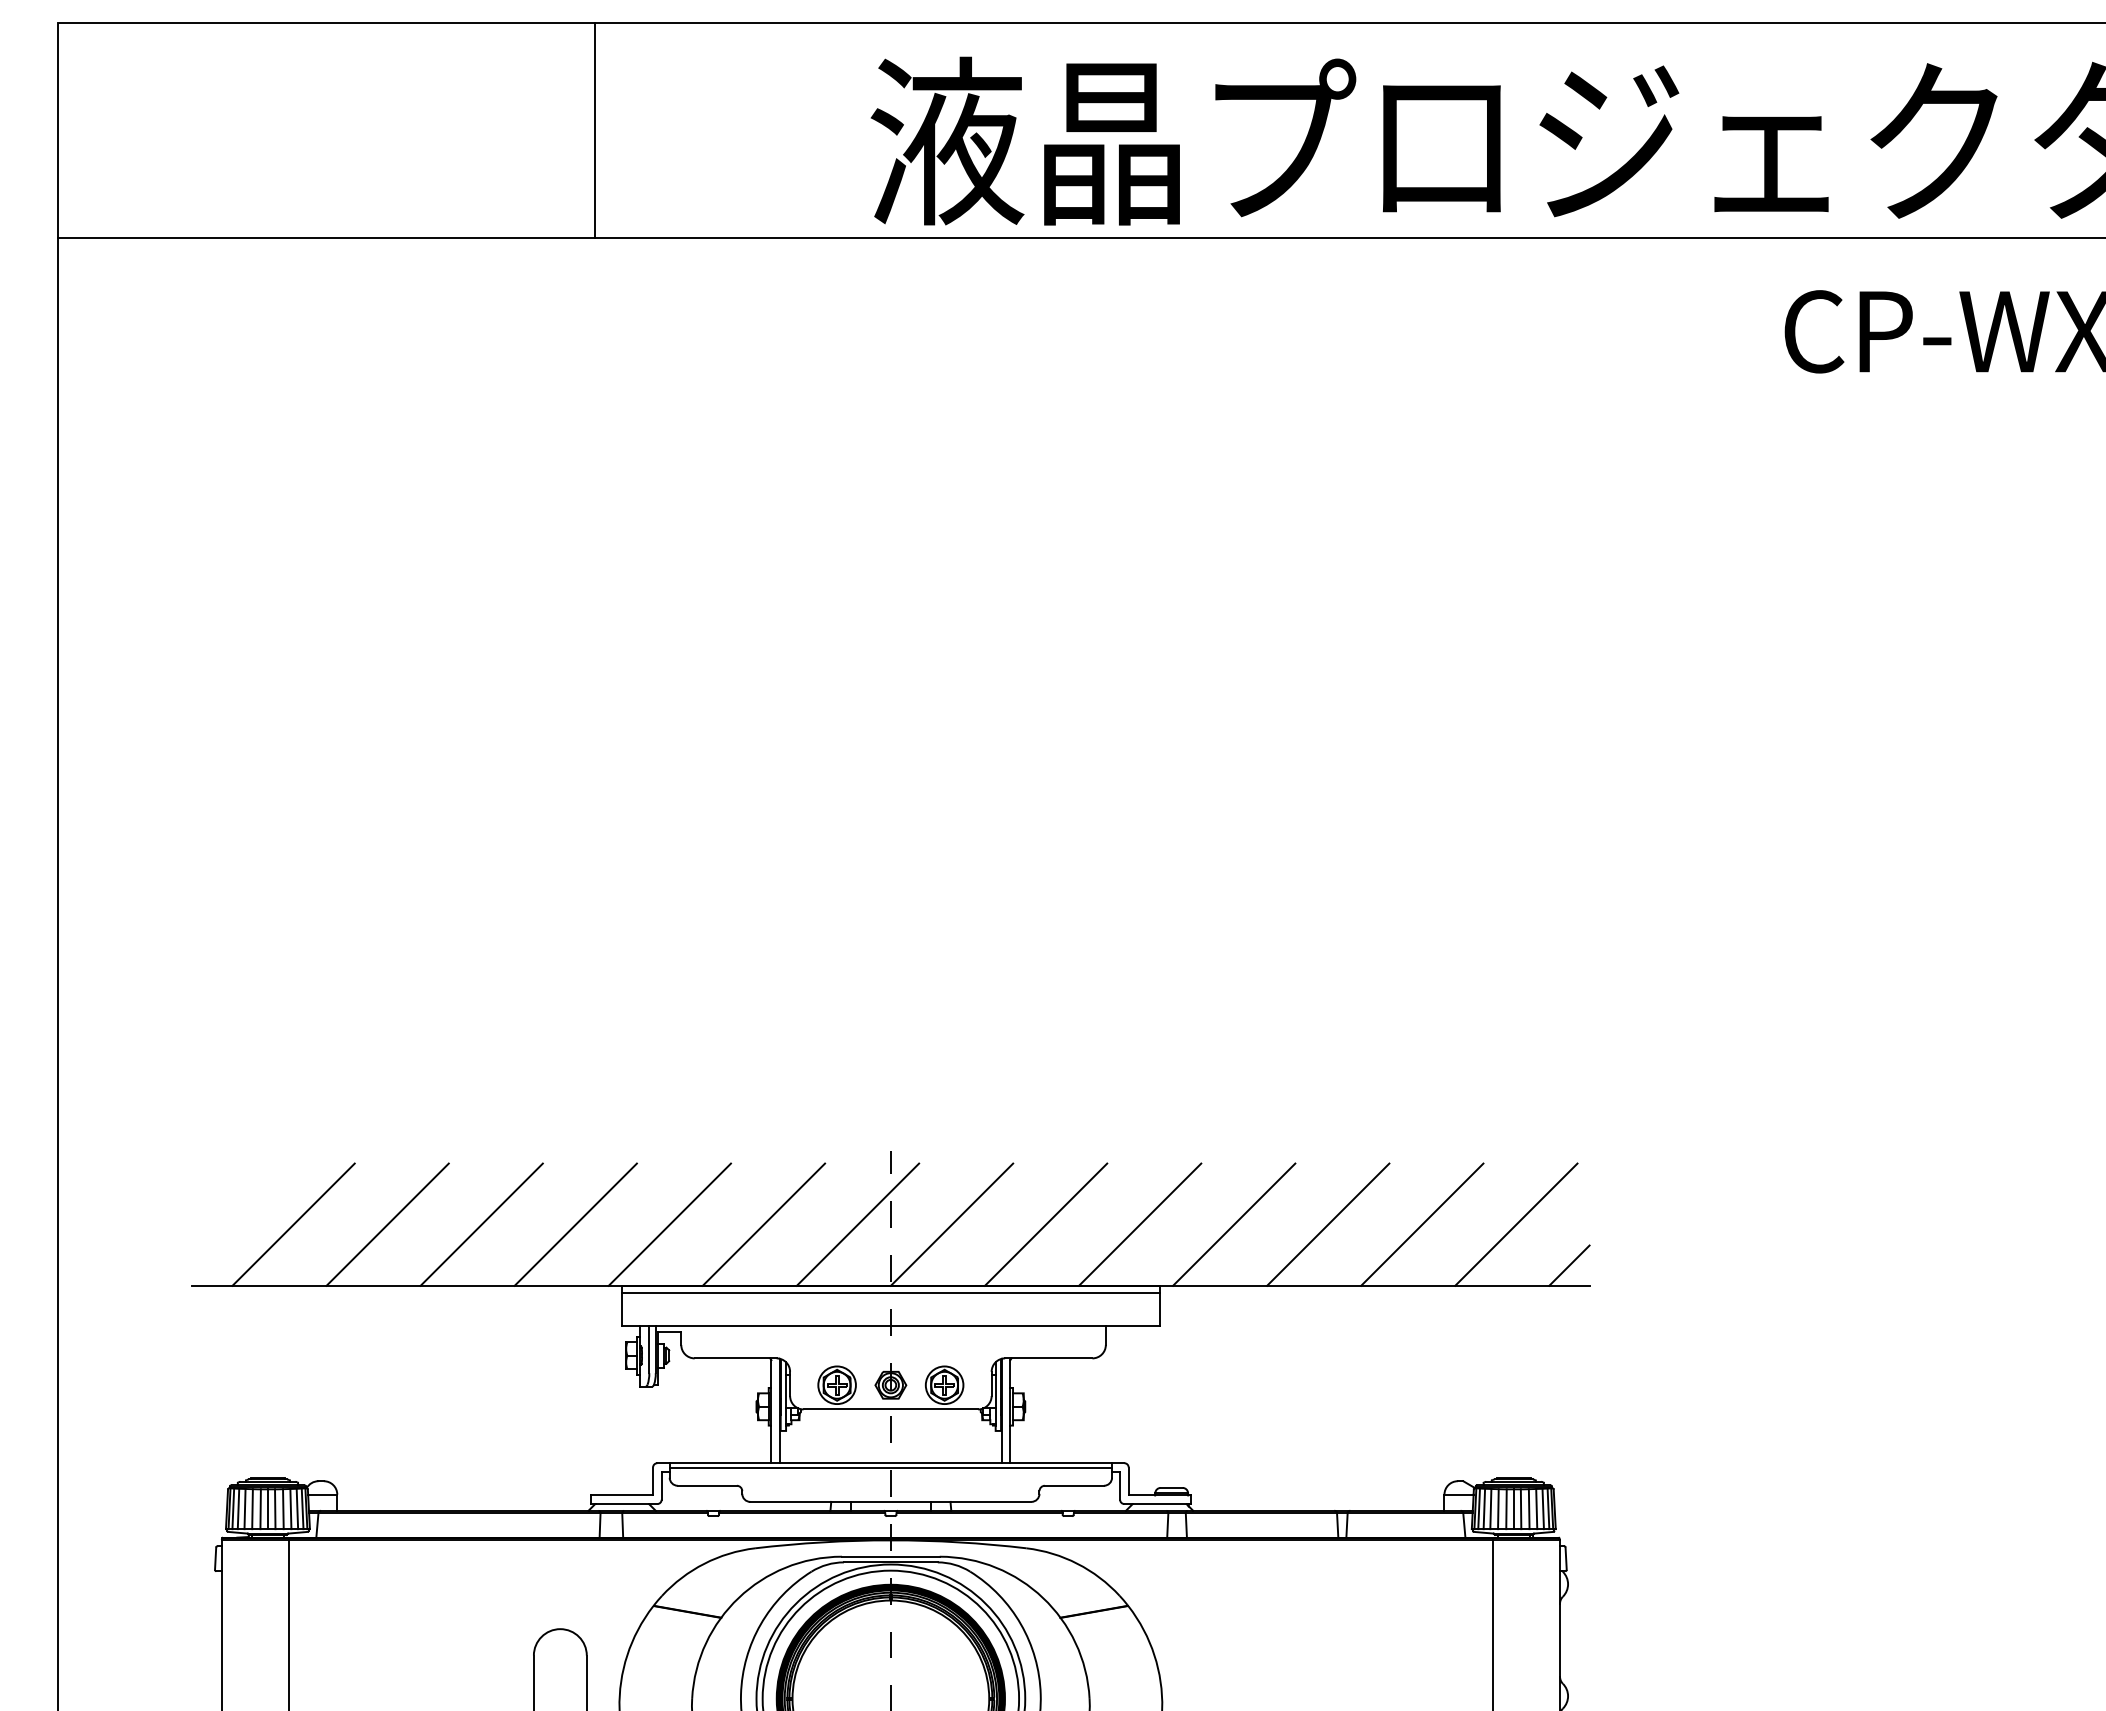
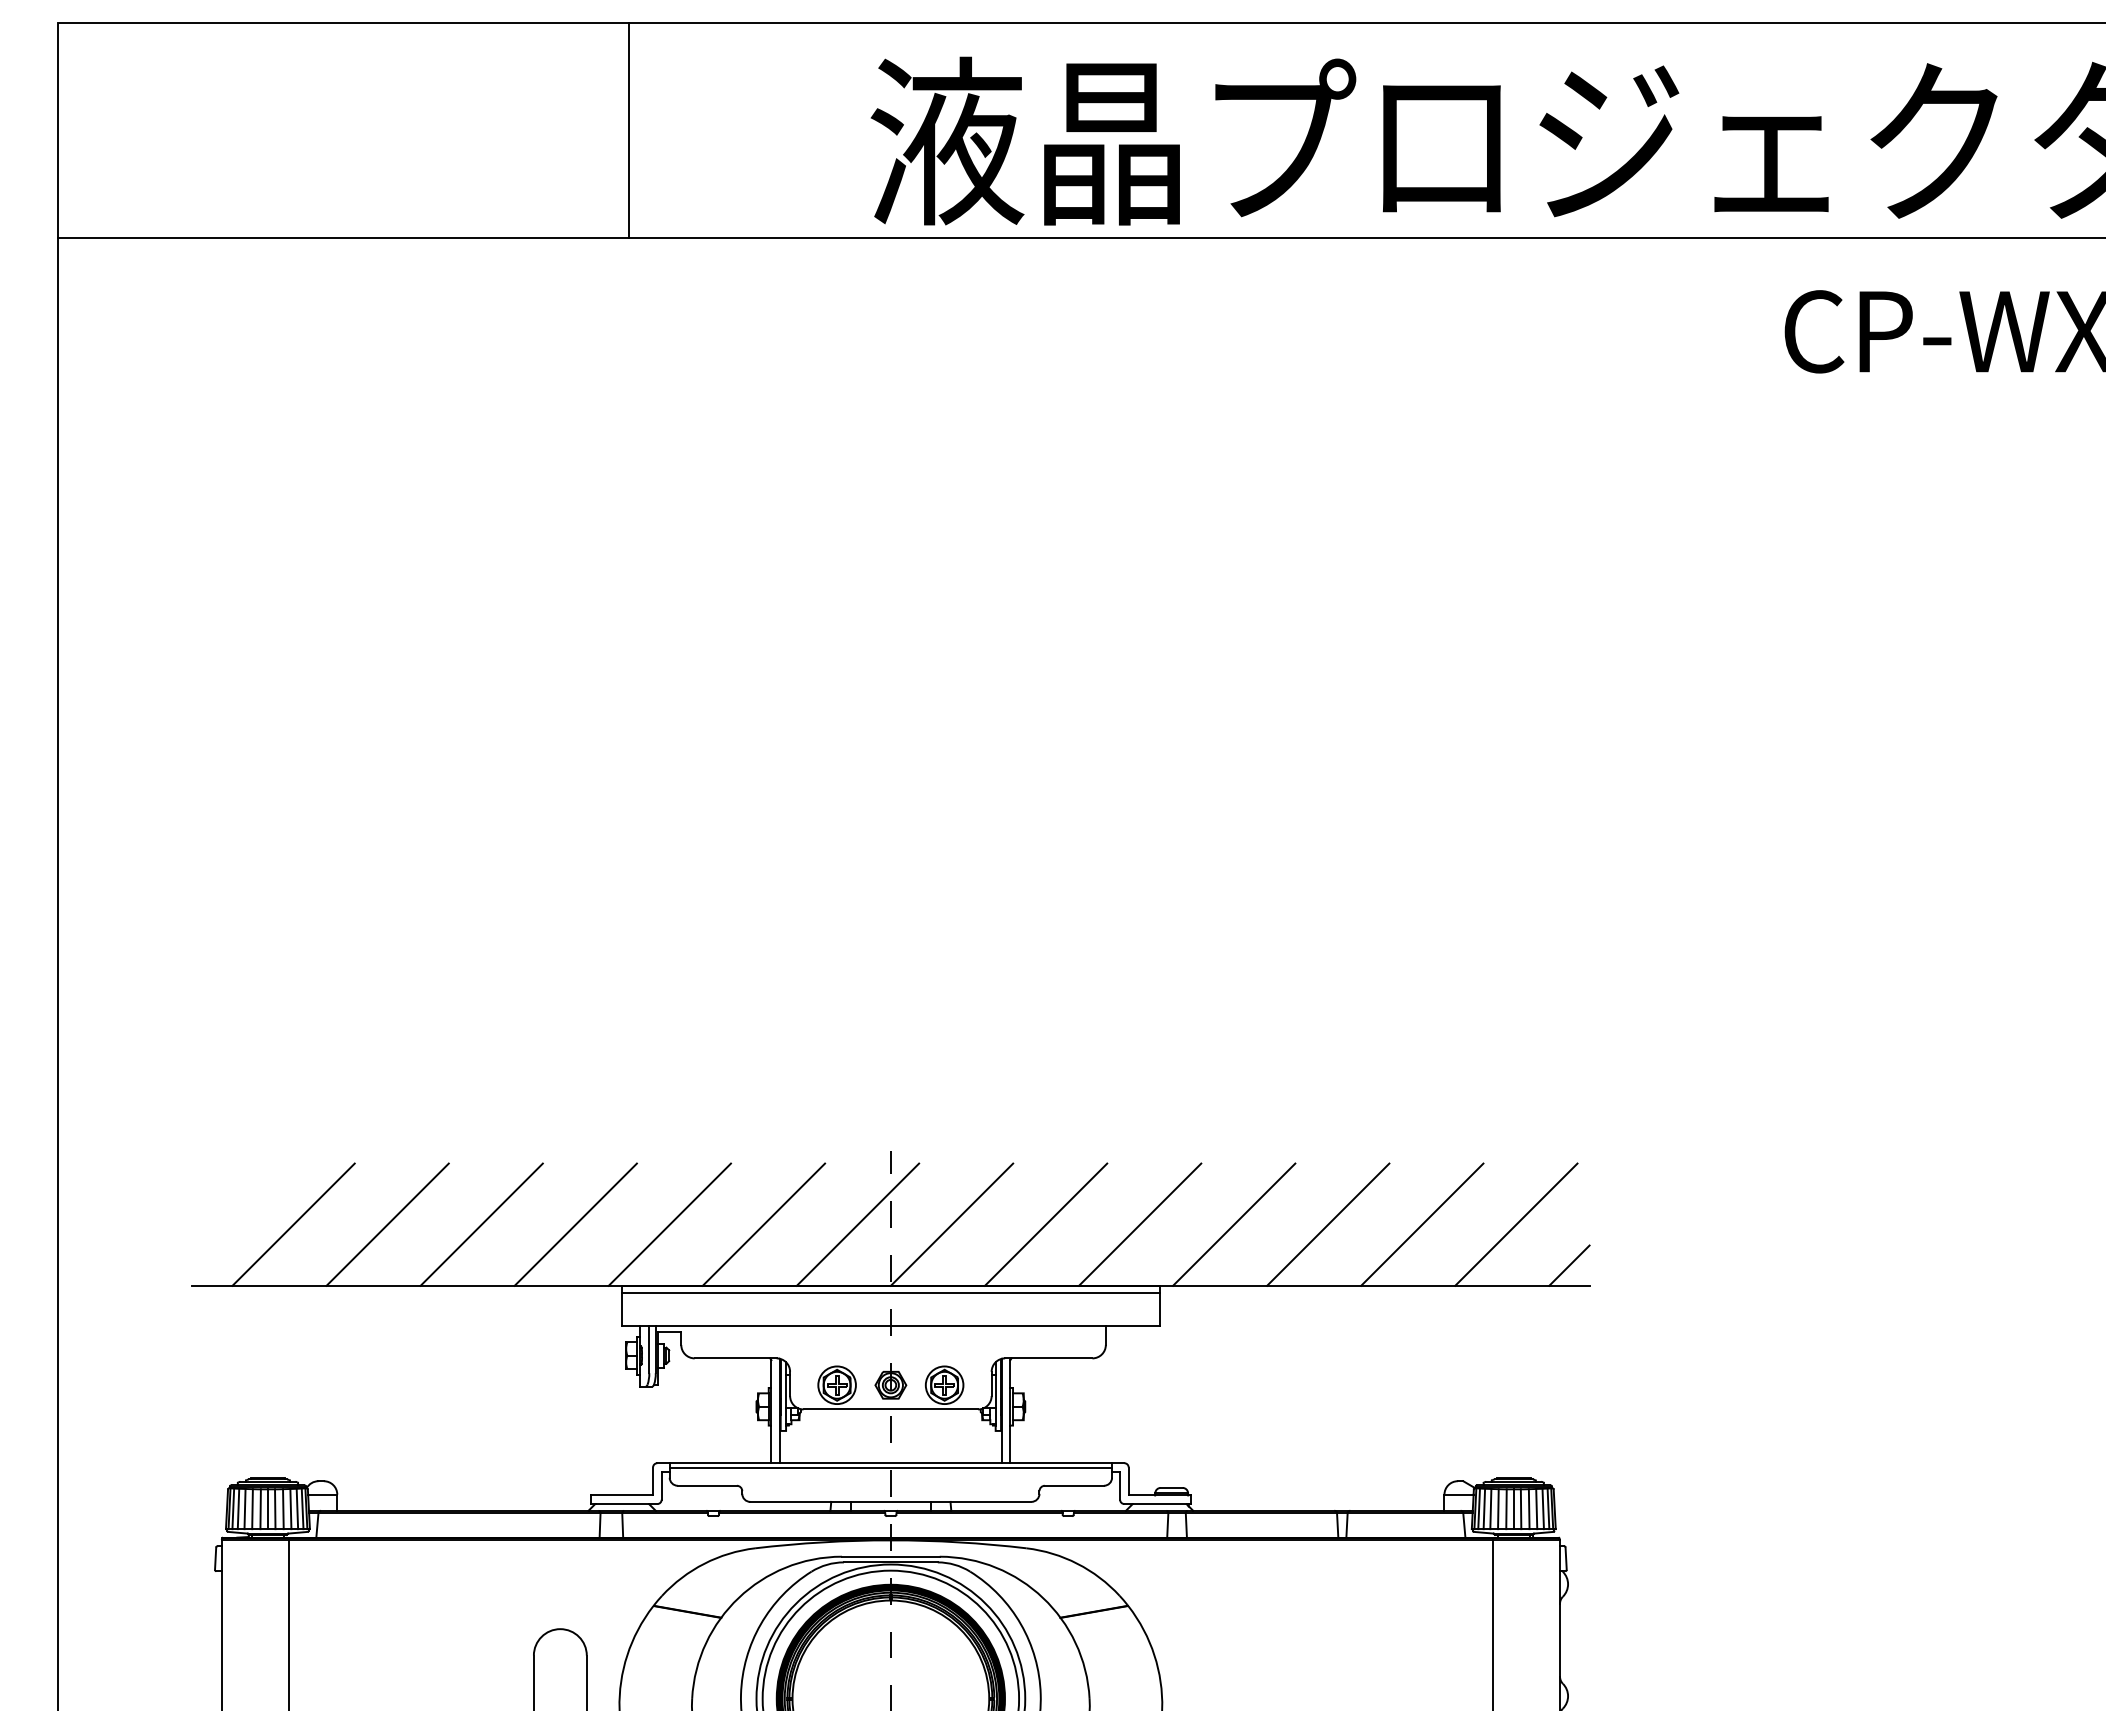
line position: (595, 129) -> (629, 129) (629, 129)
